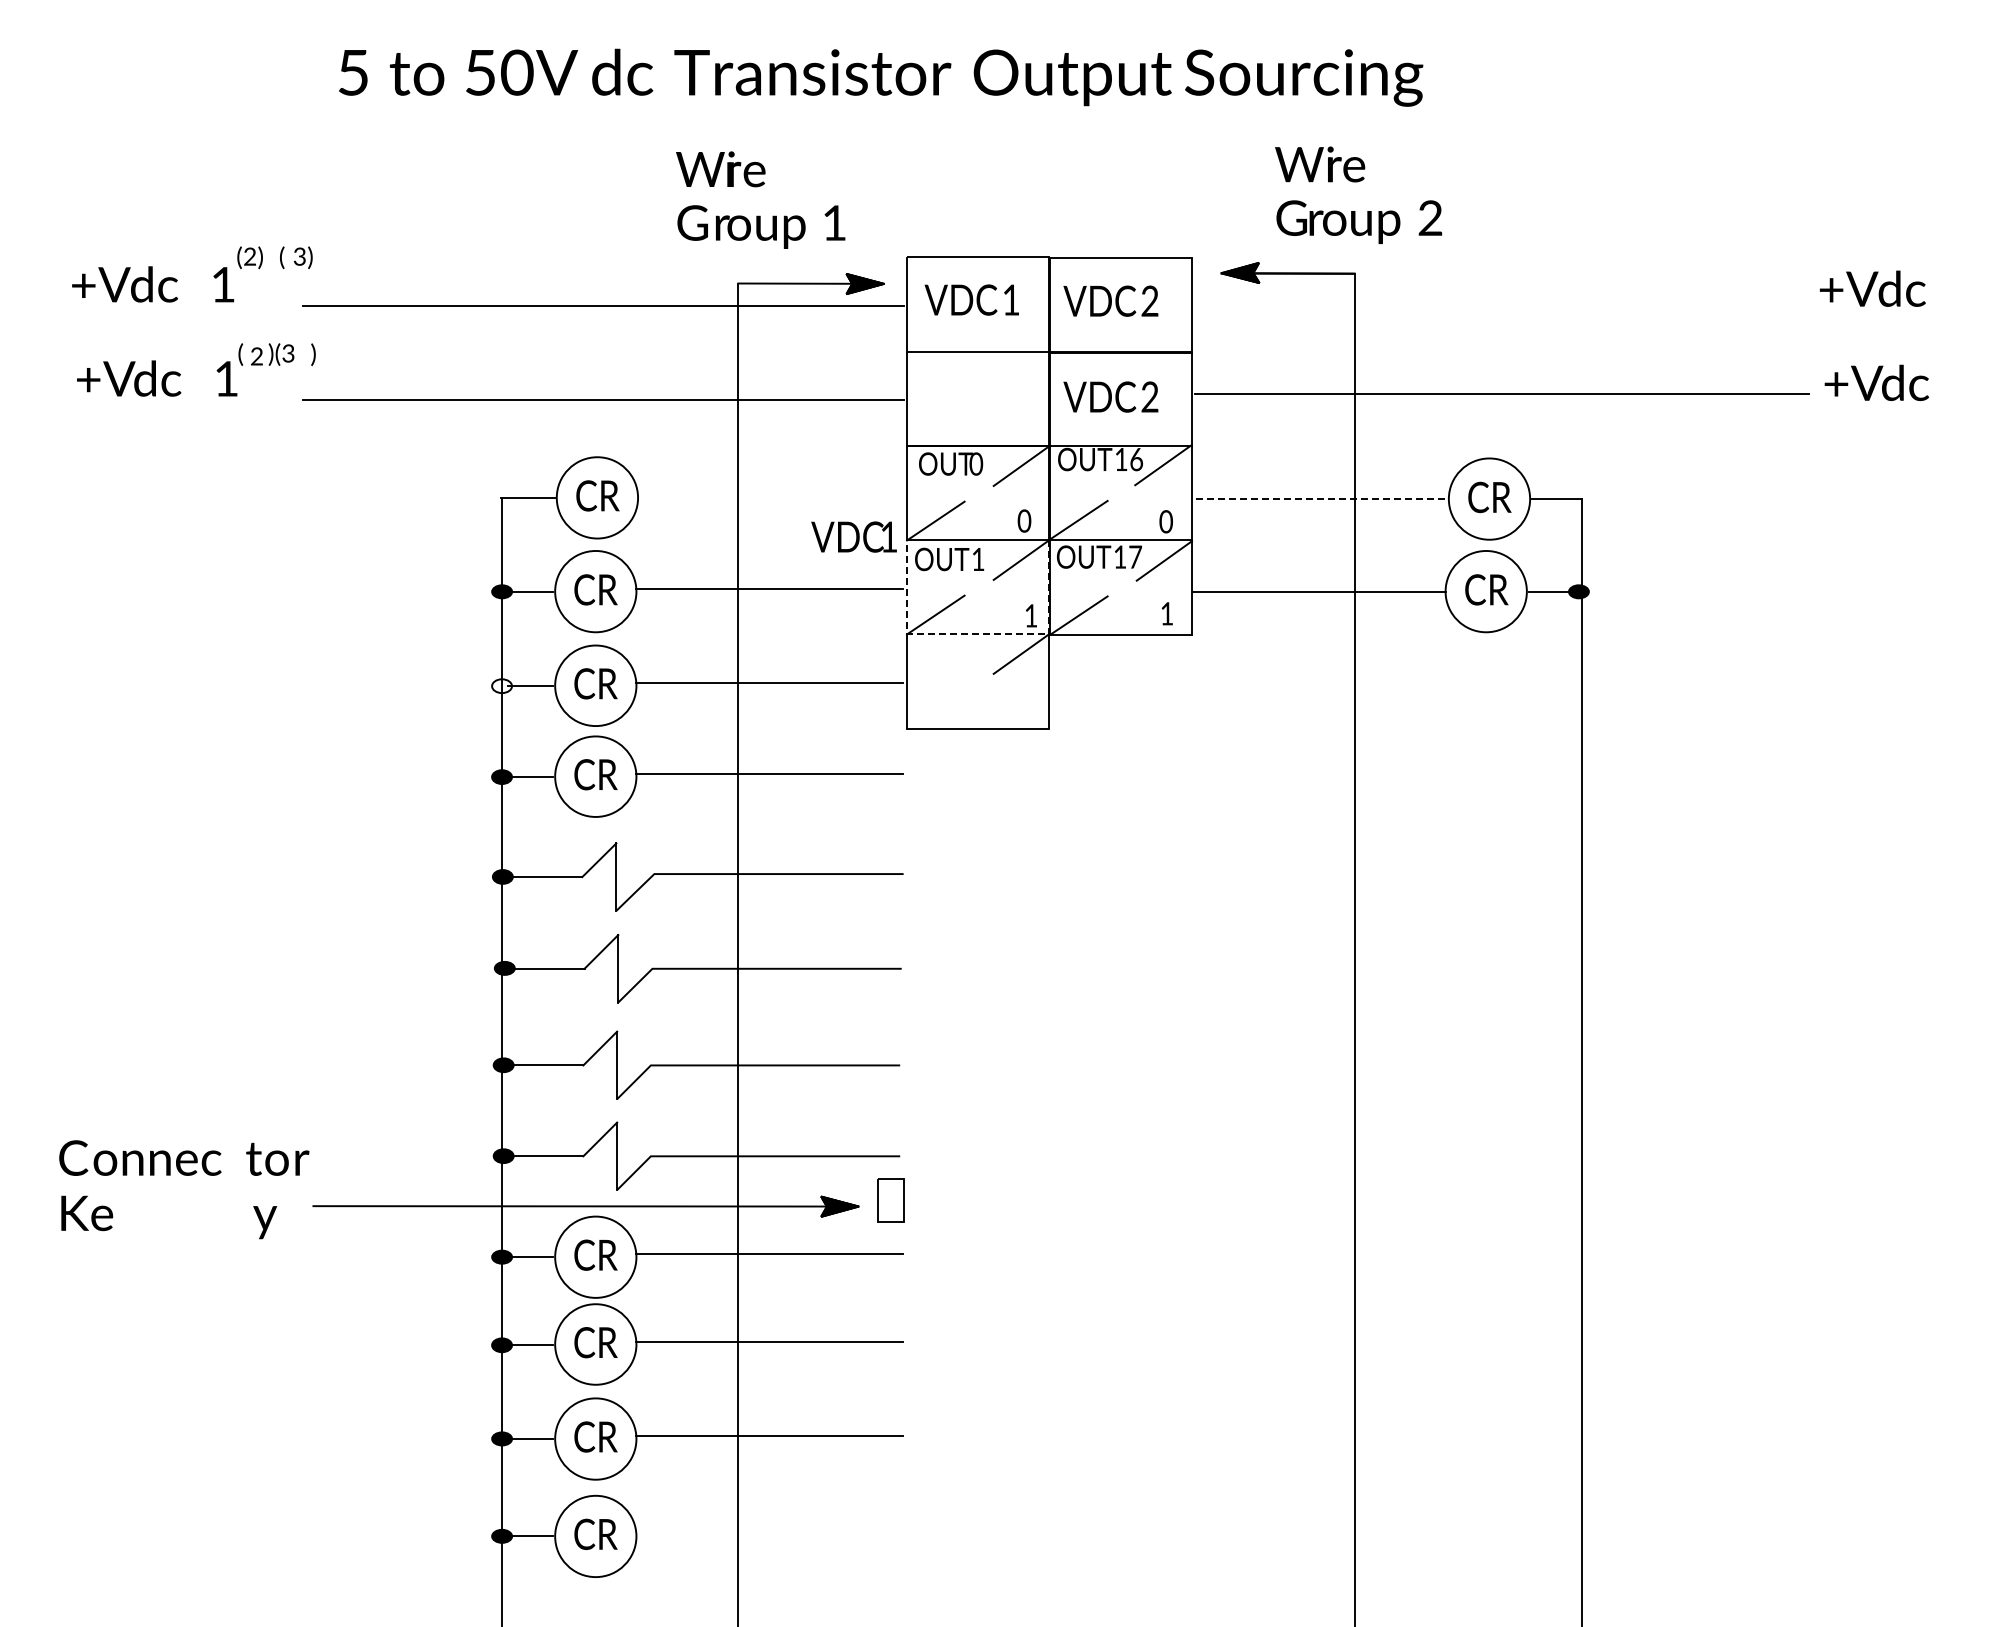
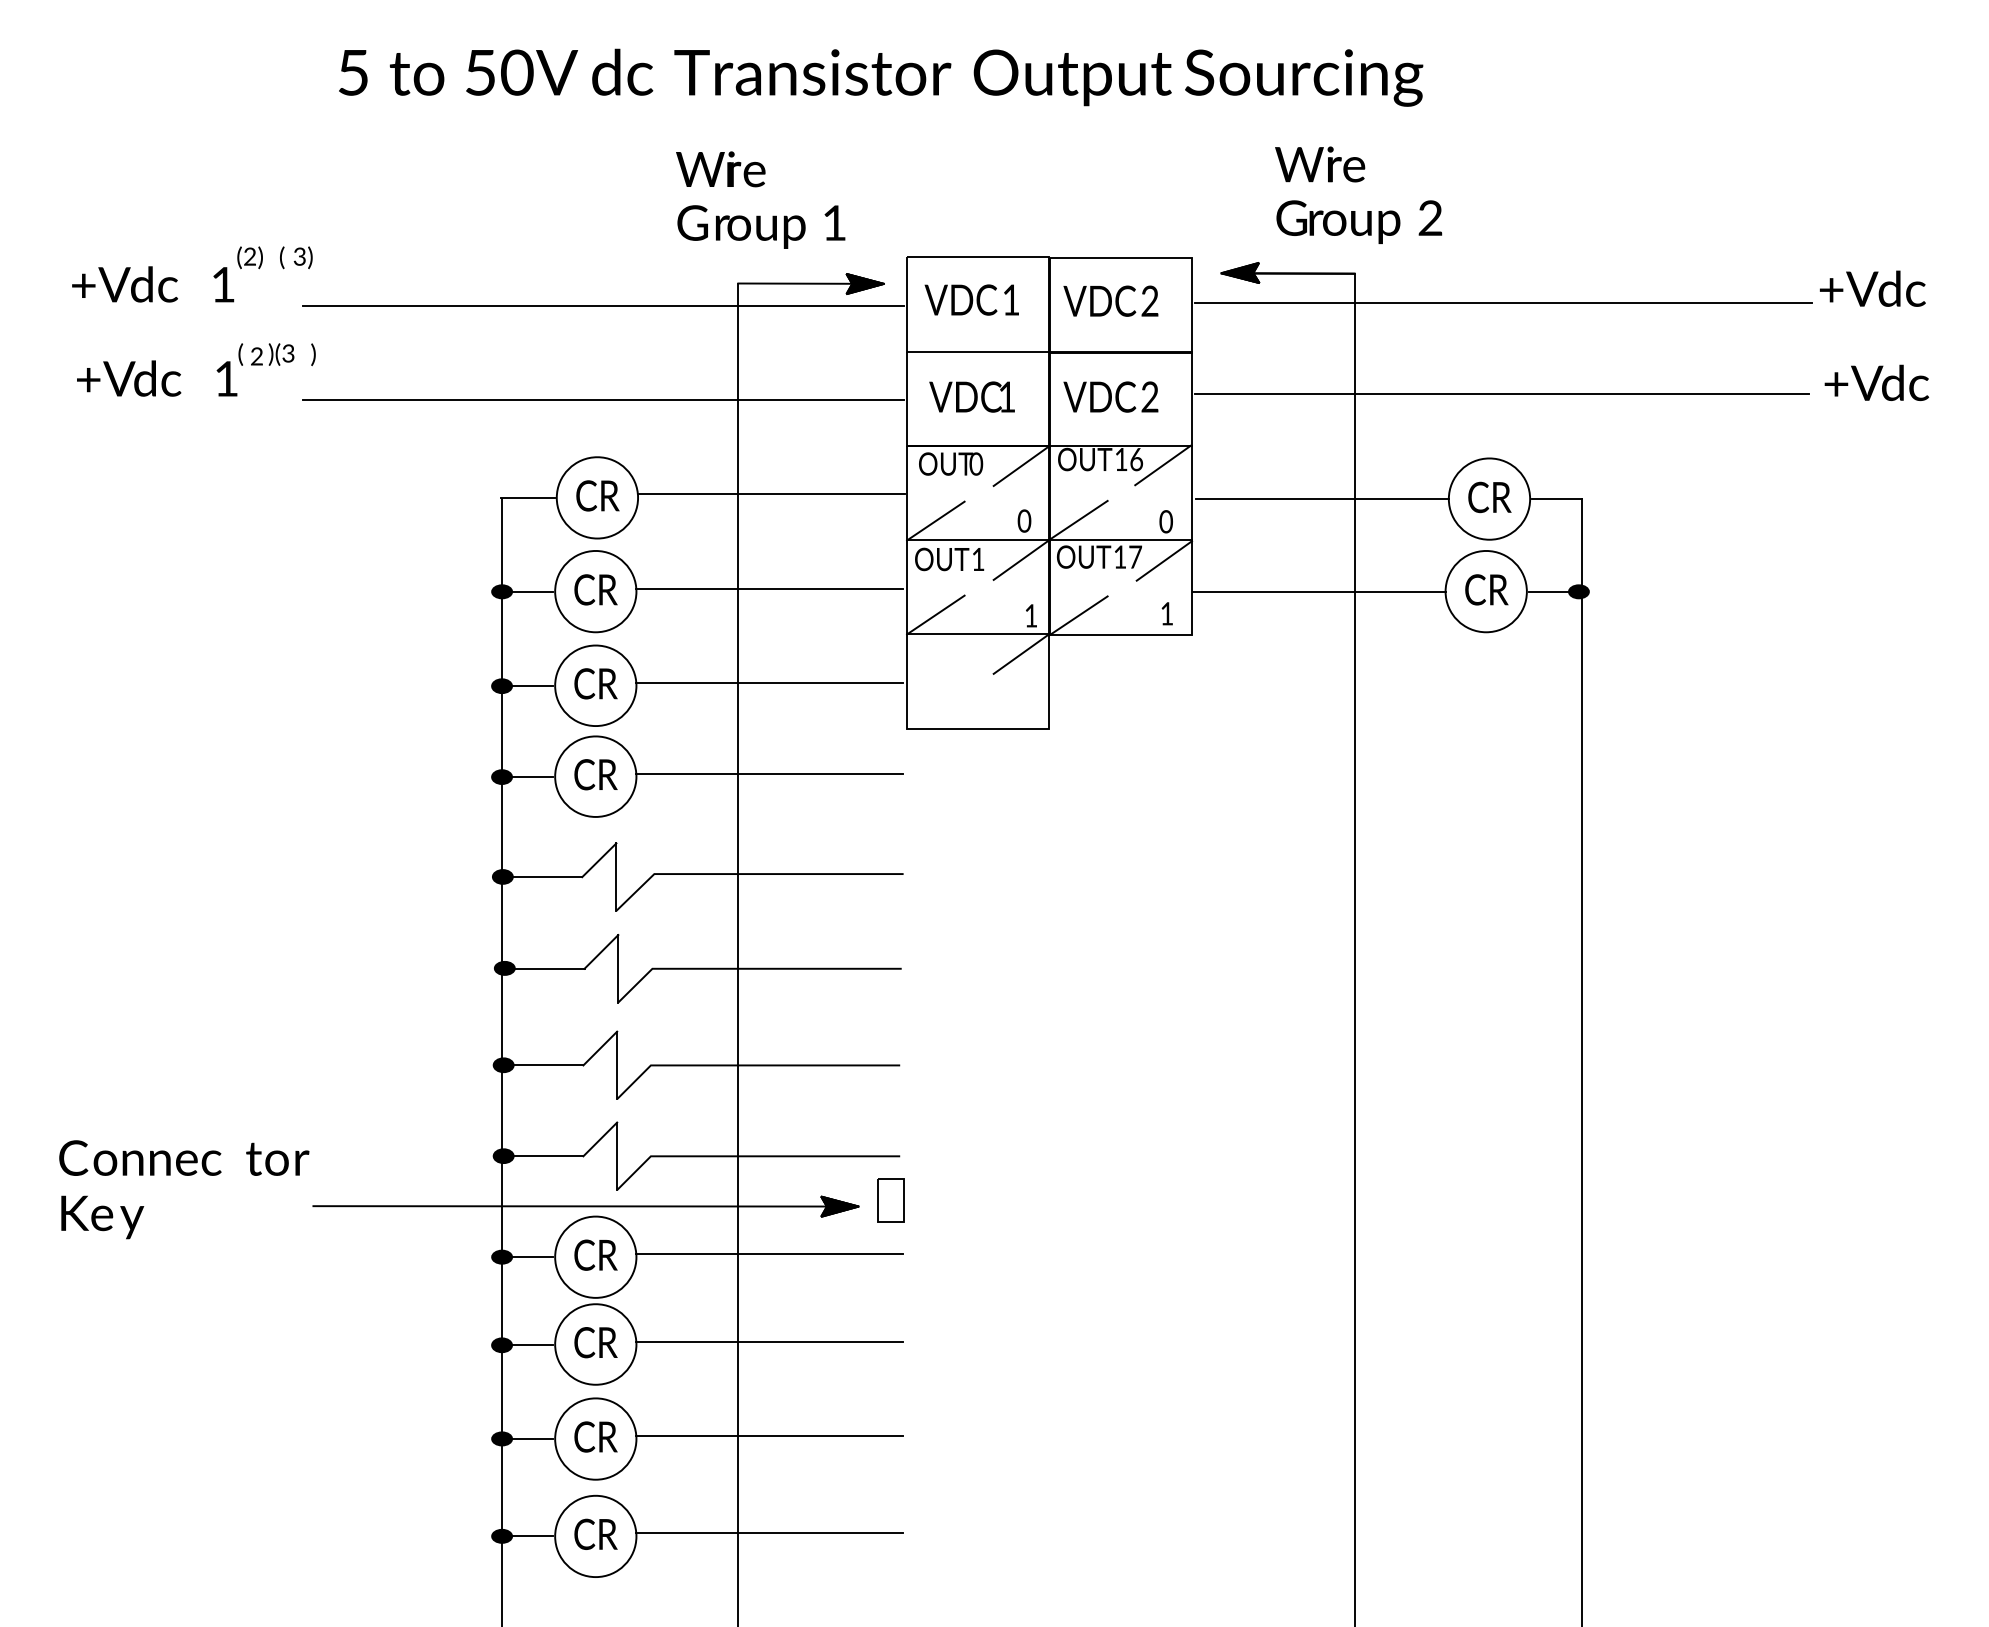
line: none -> present (1503, 303)
line: none -> present (770, 494)
line: dashed -> solid (1322, 499)
text position: (853, 536) -> (971, 396) (971, 396)
line: dashed -> solid (978, 634)
fill: none -> present (502, 686)
text position: (265, 1222) -> (132, 1222) (132, 1222)
line: none -> present (769, 1532)
